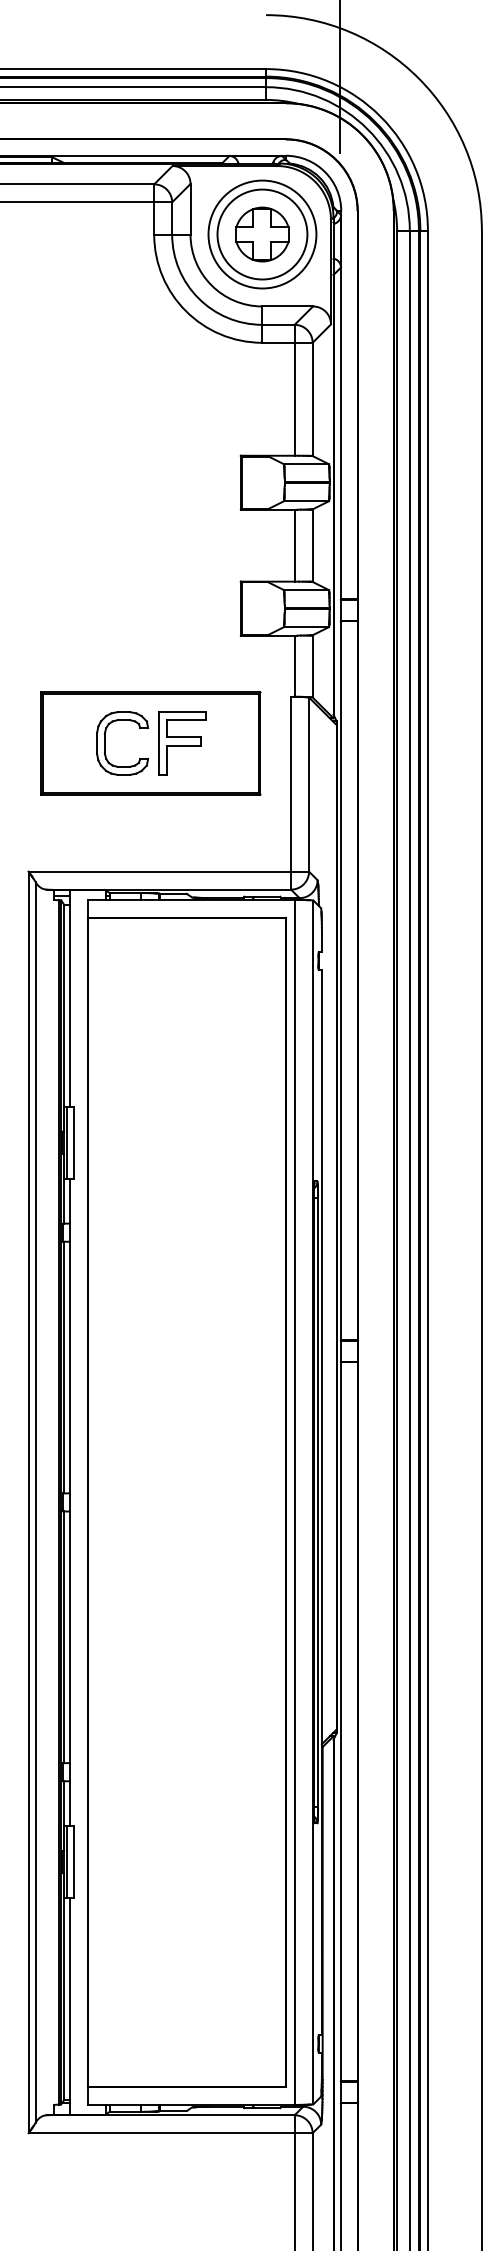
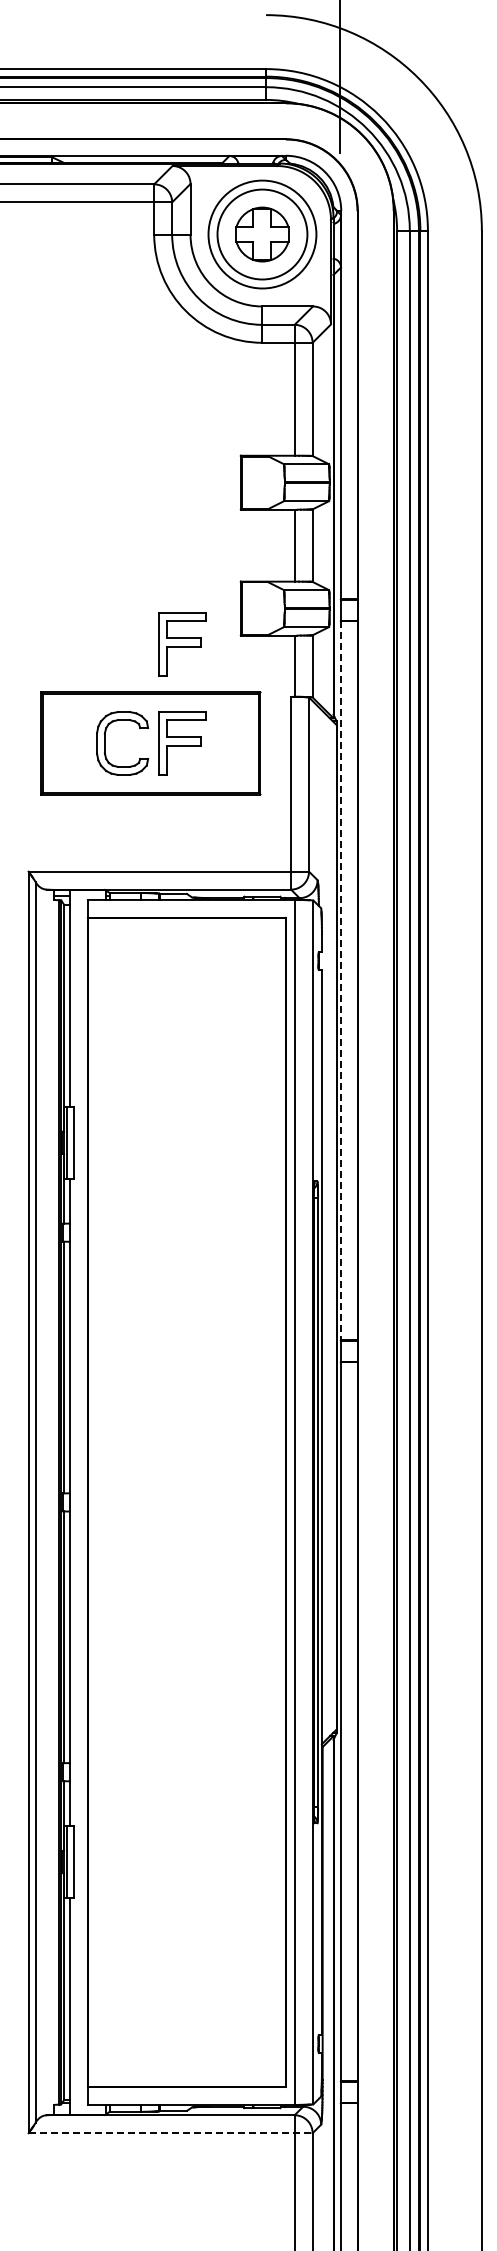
part: none -> present (182, 644)
line: solid -> dashed (341, 981)
line: solid -> dashed (170, 2133)
